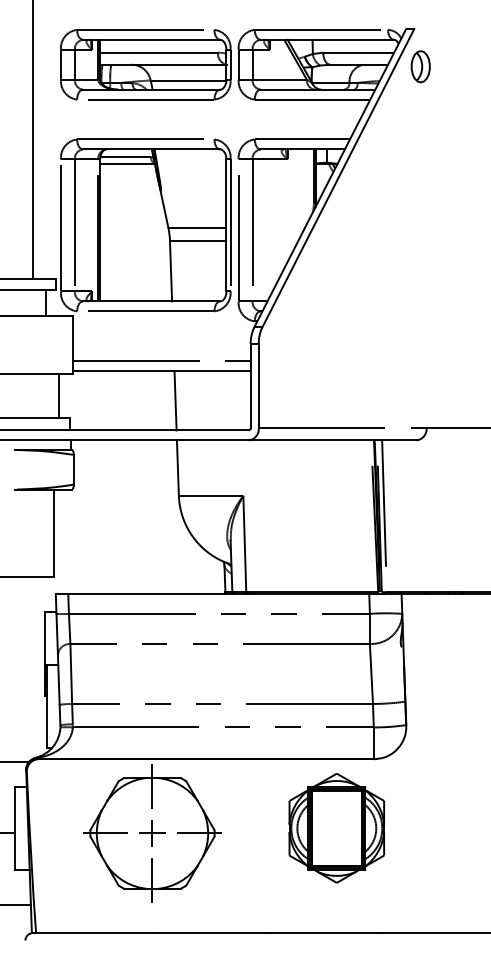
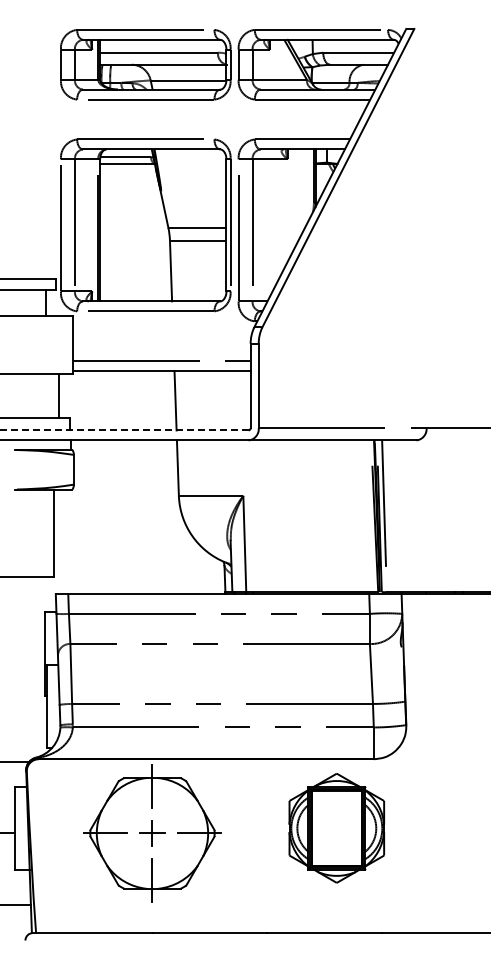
part: present -> none (420, 66)
line: present -> none (32, 140)
line: solid -> dashed (124, 430)
